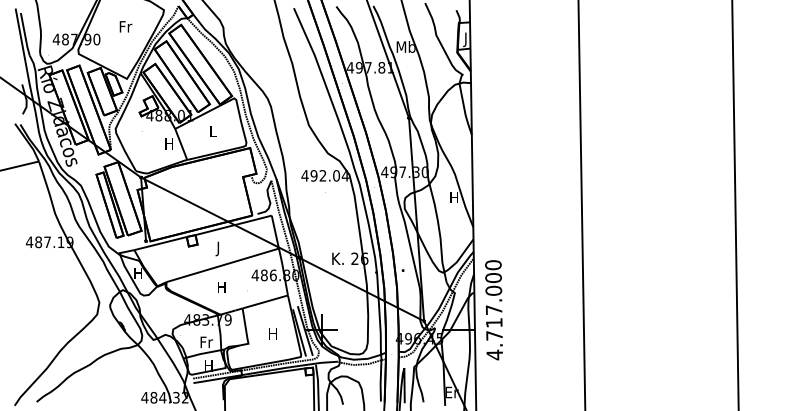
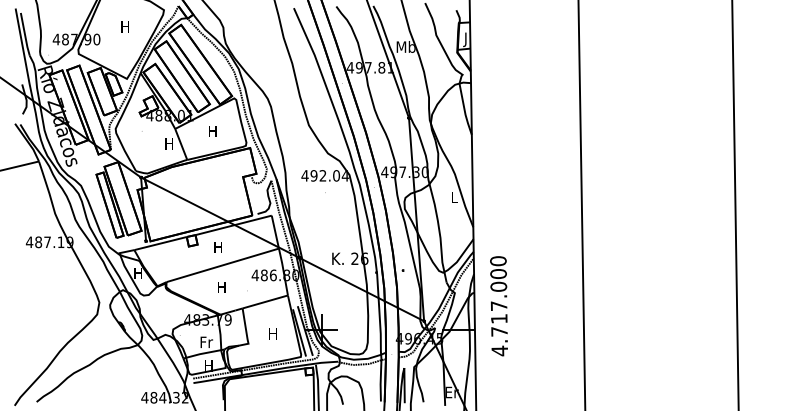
text: Fr -> H (125, 26)
text: L -> H (212, 131)
text: H -> L (453, 197)
text: J -> H (217, 248)
text position: (493, 310) -> (498, 306) (498, 306)
